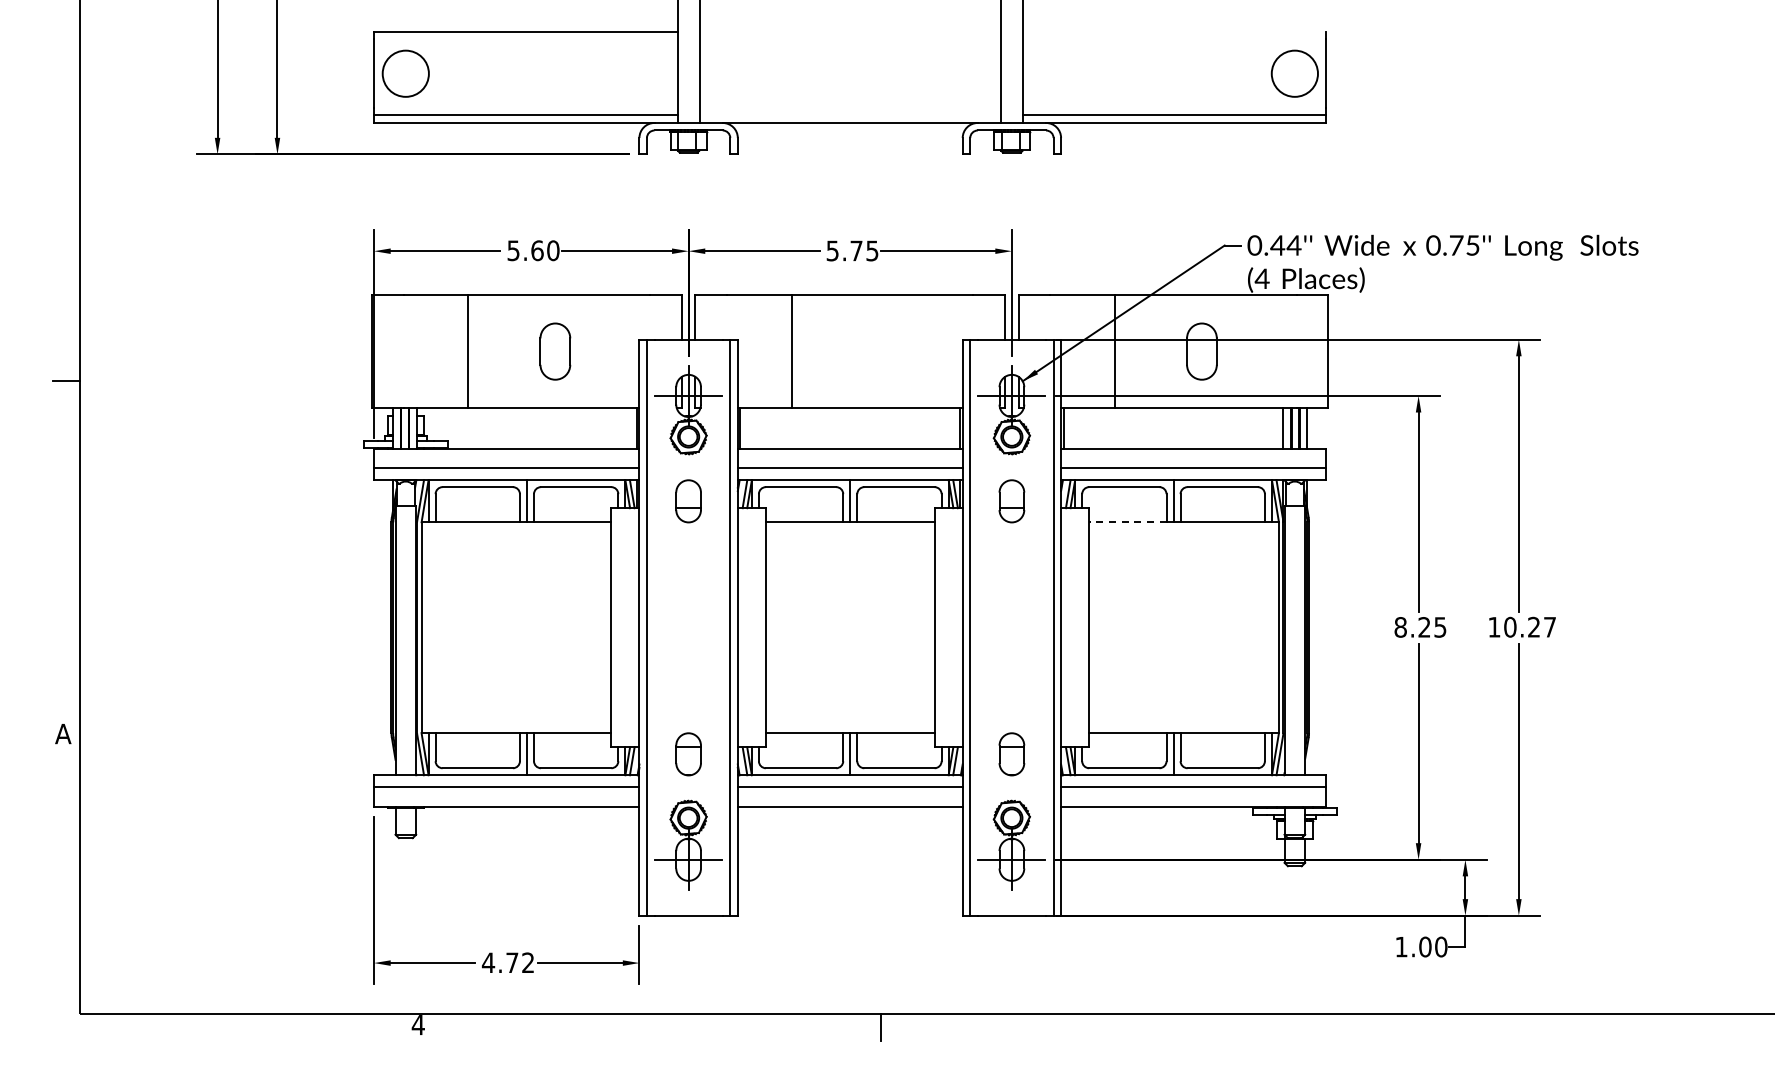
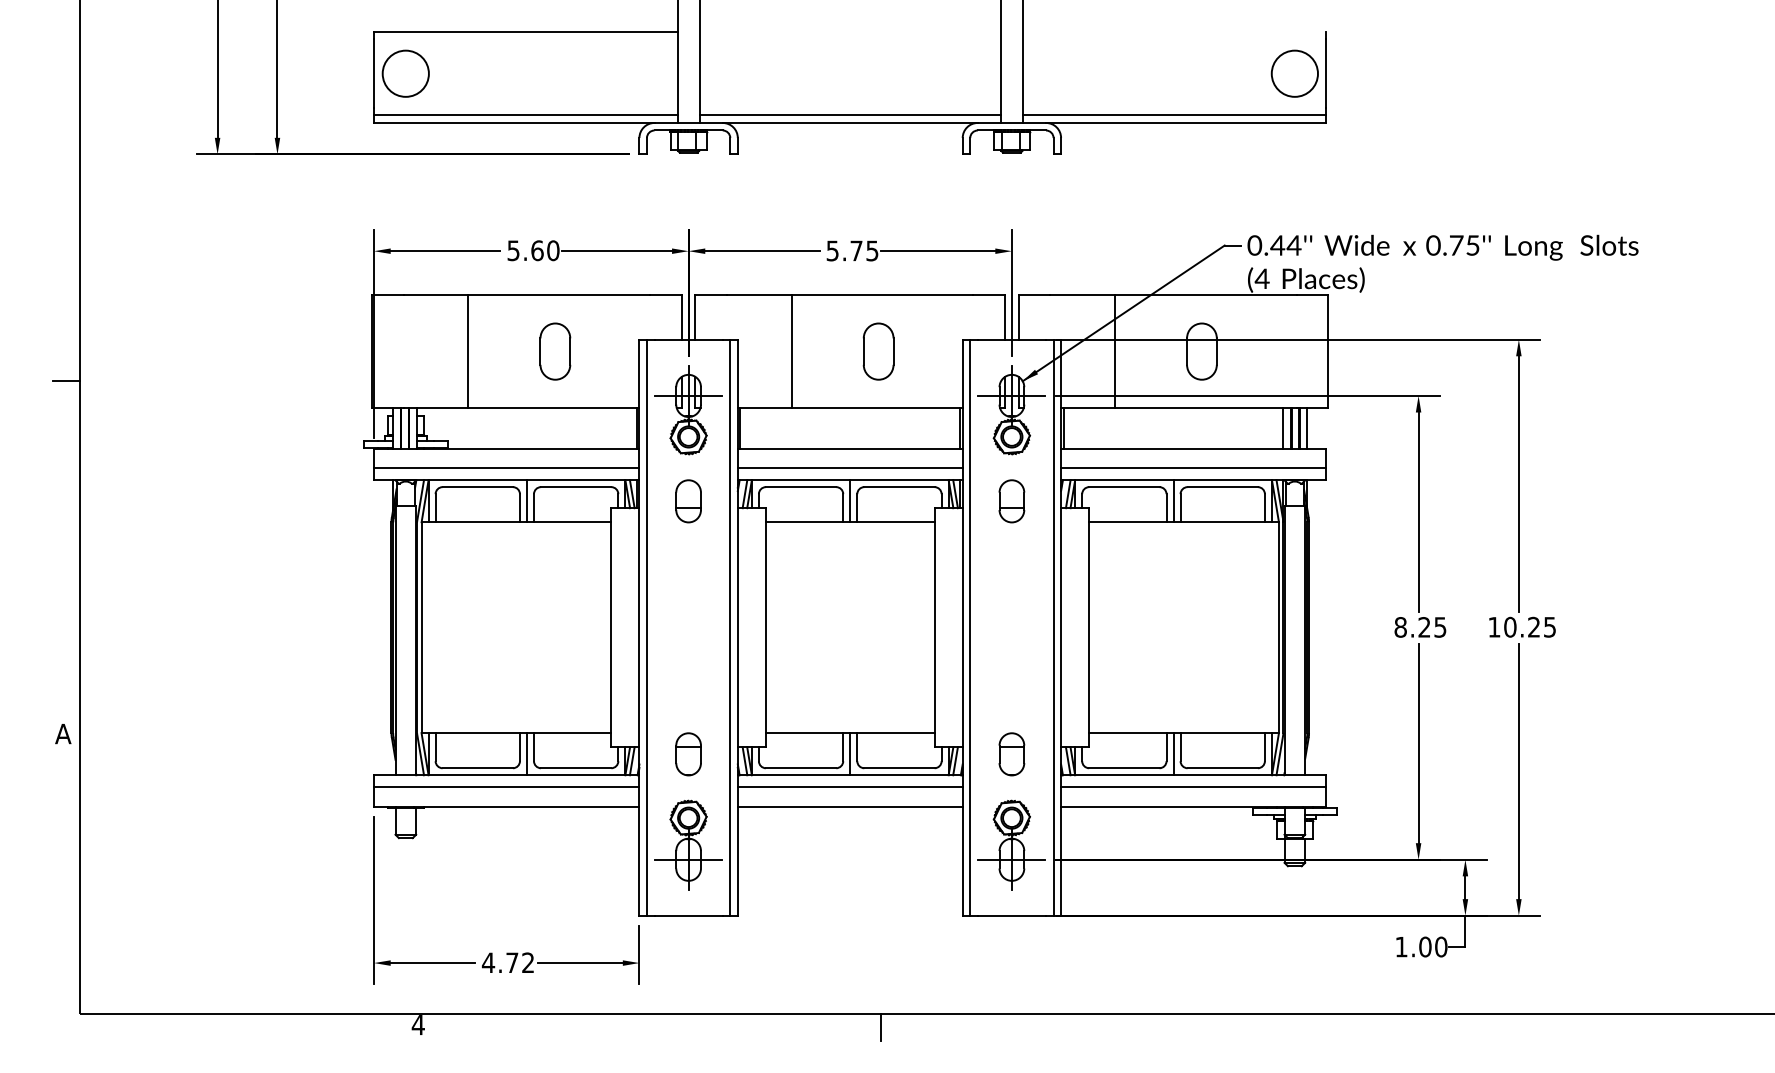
line: none -> present (849, 115)
part: none -> present (878, 351)
line: dashed -> solid (1127, 522)
text: 10.27 -> 10.25 (1549, 627)
